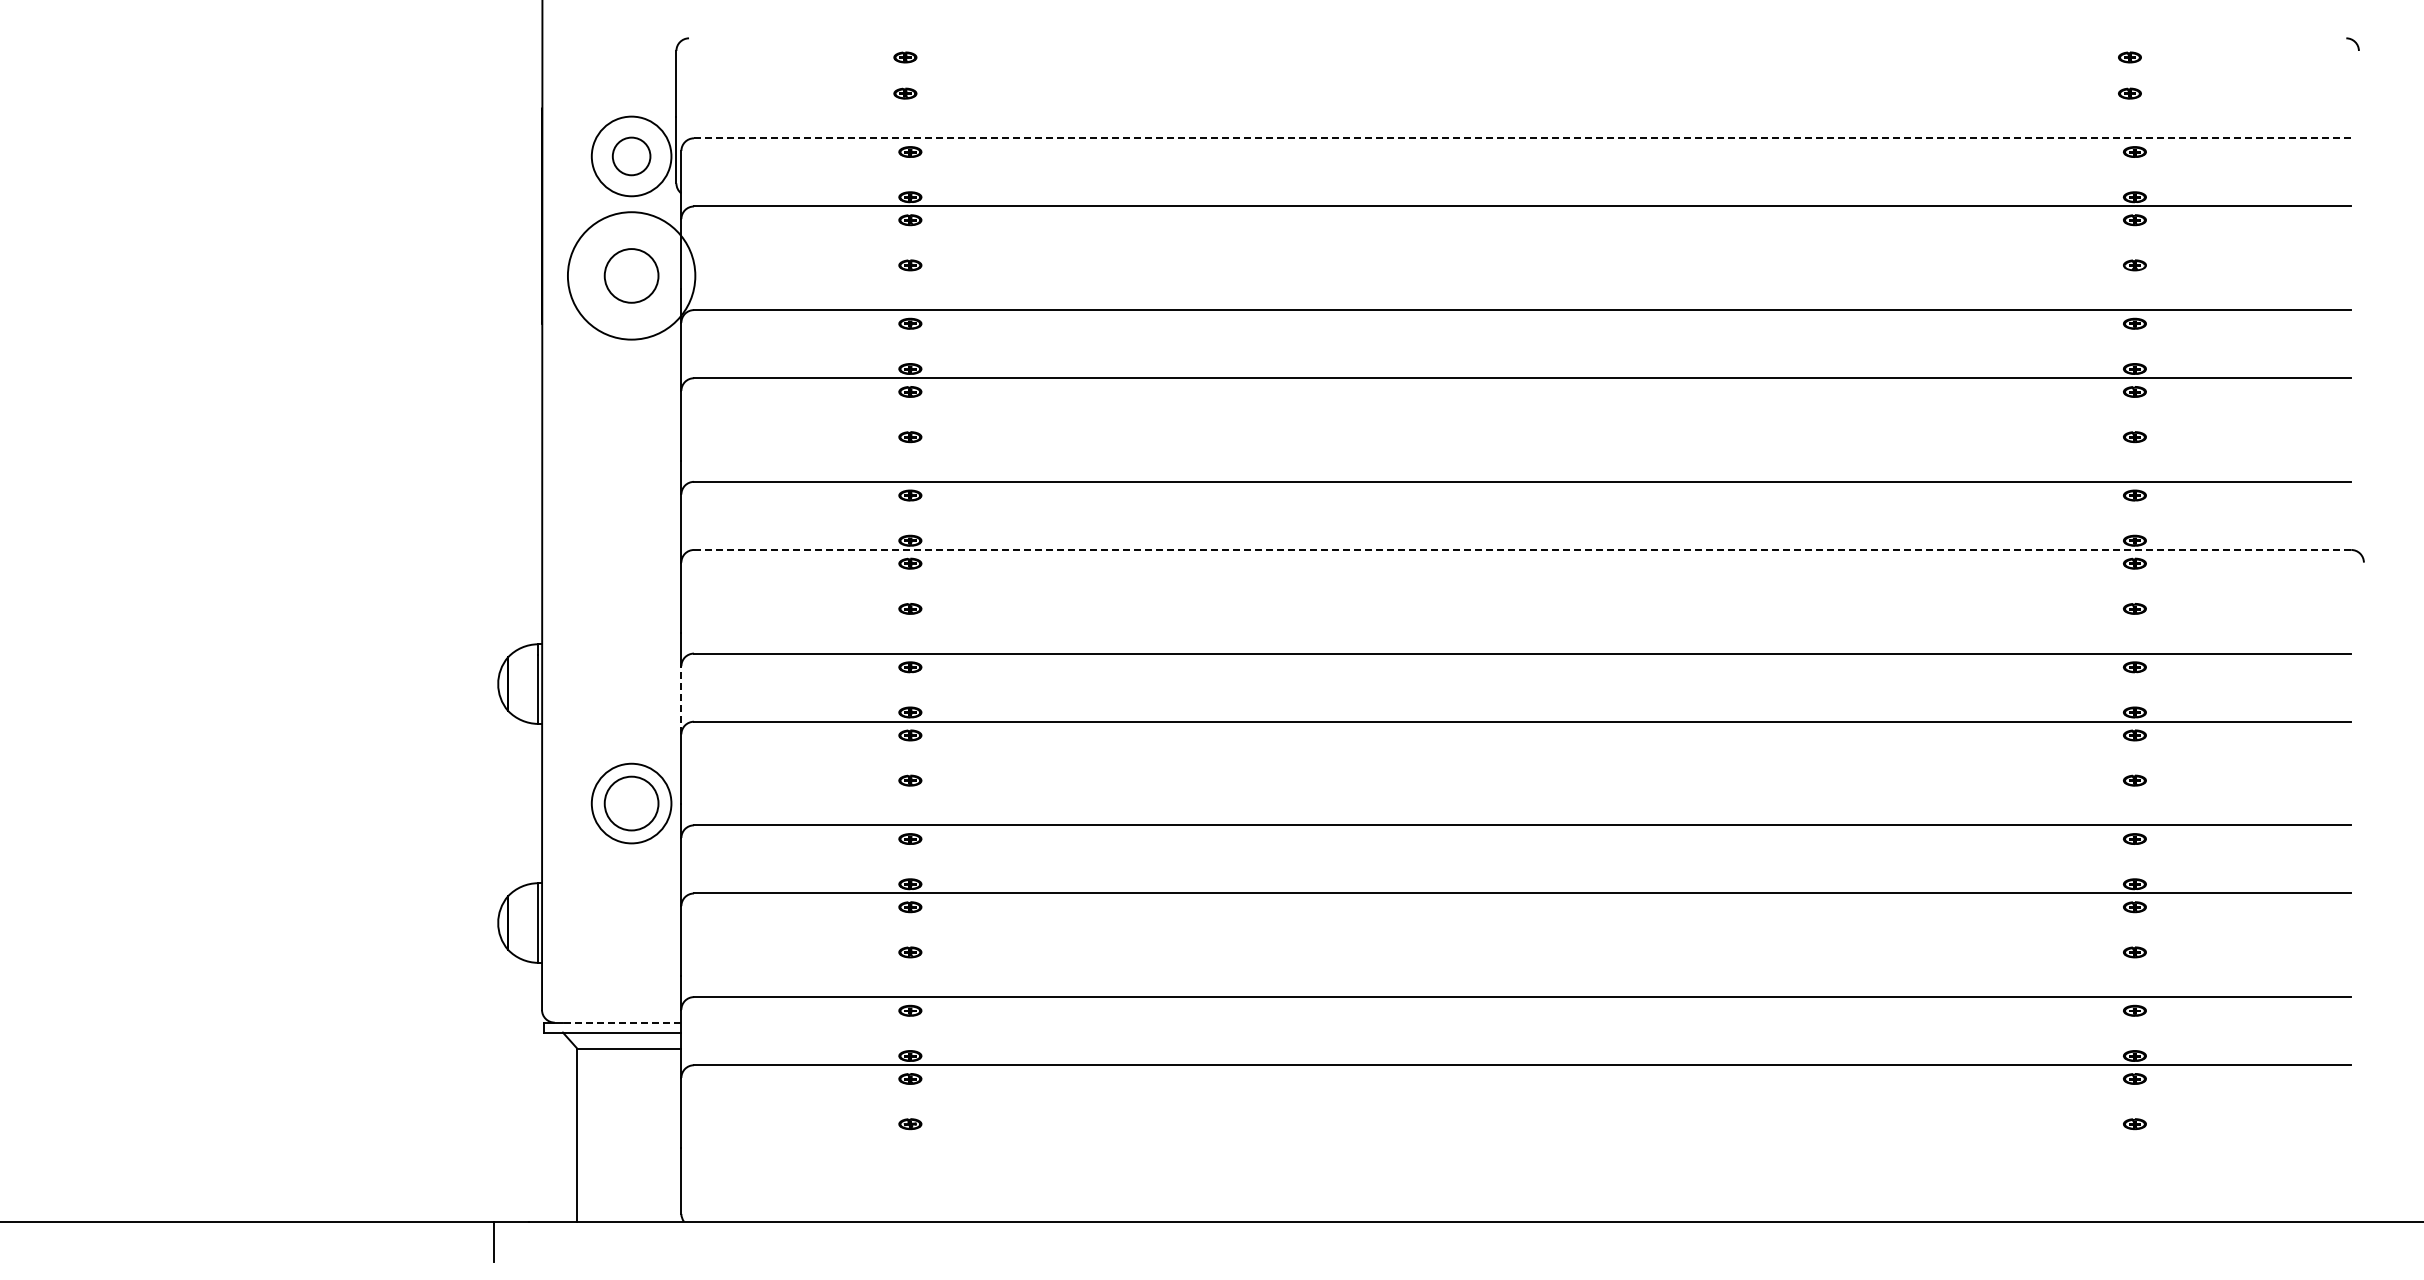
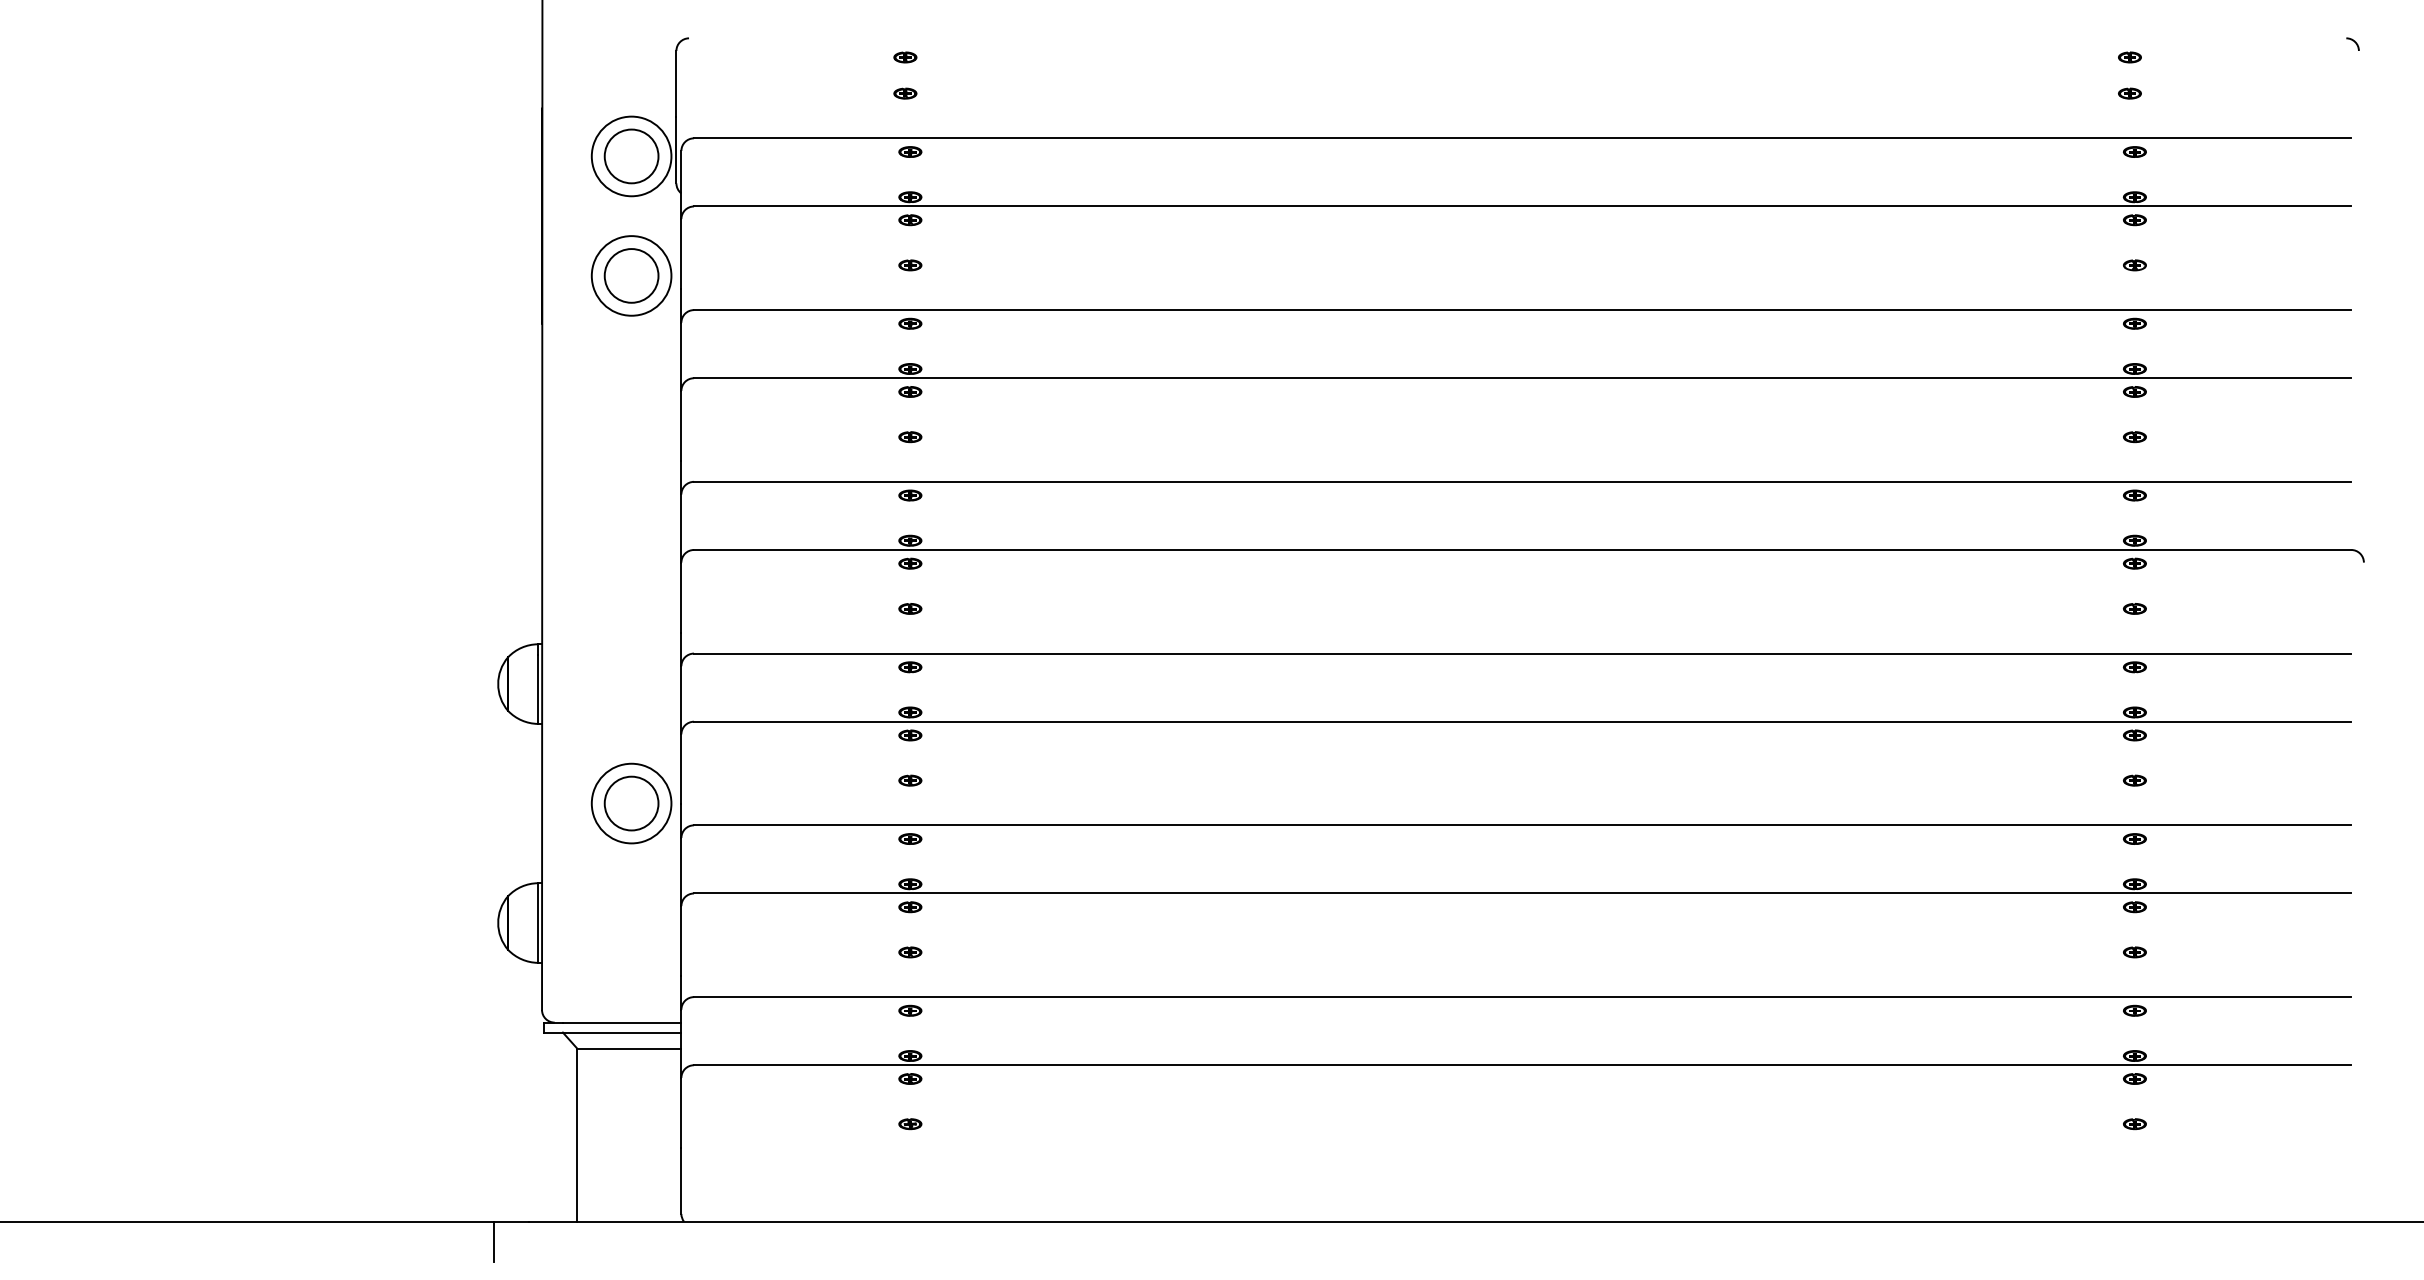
line: dashed -> solid (1522, 138)
circle diameter: 38 px -> 54 px (631, 156)
circle diameter: 127 px -> 80 px (631, 275)
line: dashed -> solid (1522, 549)
line: dashed -> solid (681, 699)
line: dashed -> solid (621, 1022)
